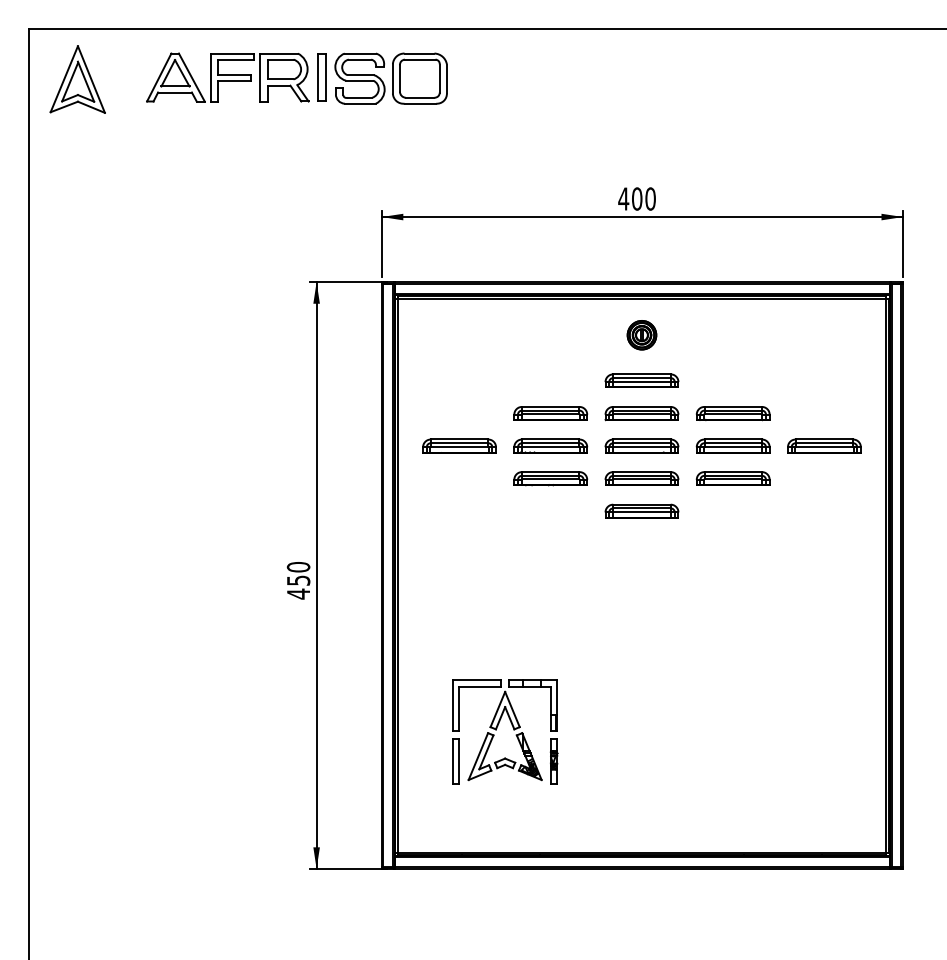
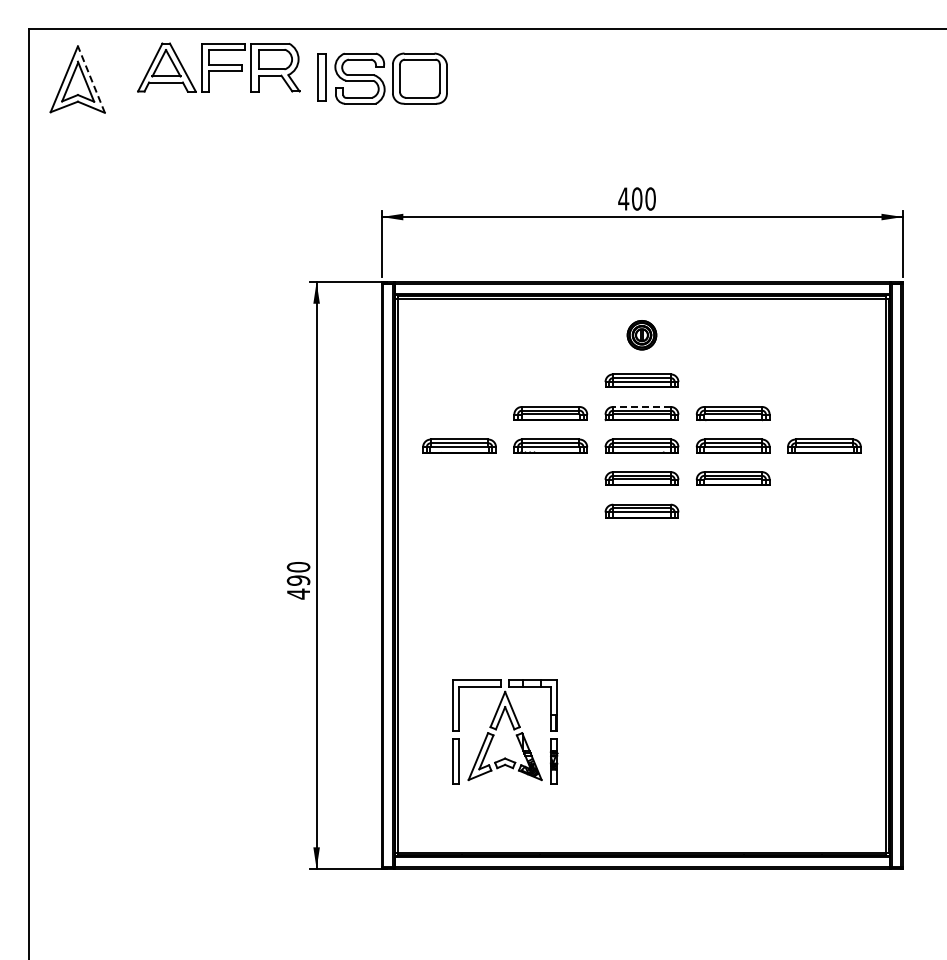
part position: (227, 77) -> (218, 67) (218, 67)
line: solid -> dashed (91, 79)
line: solid -> dashed (641, 406)
part: present -> none (550, 478)
text: 450 -> 490 (297, 580)
